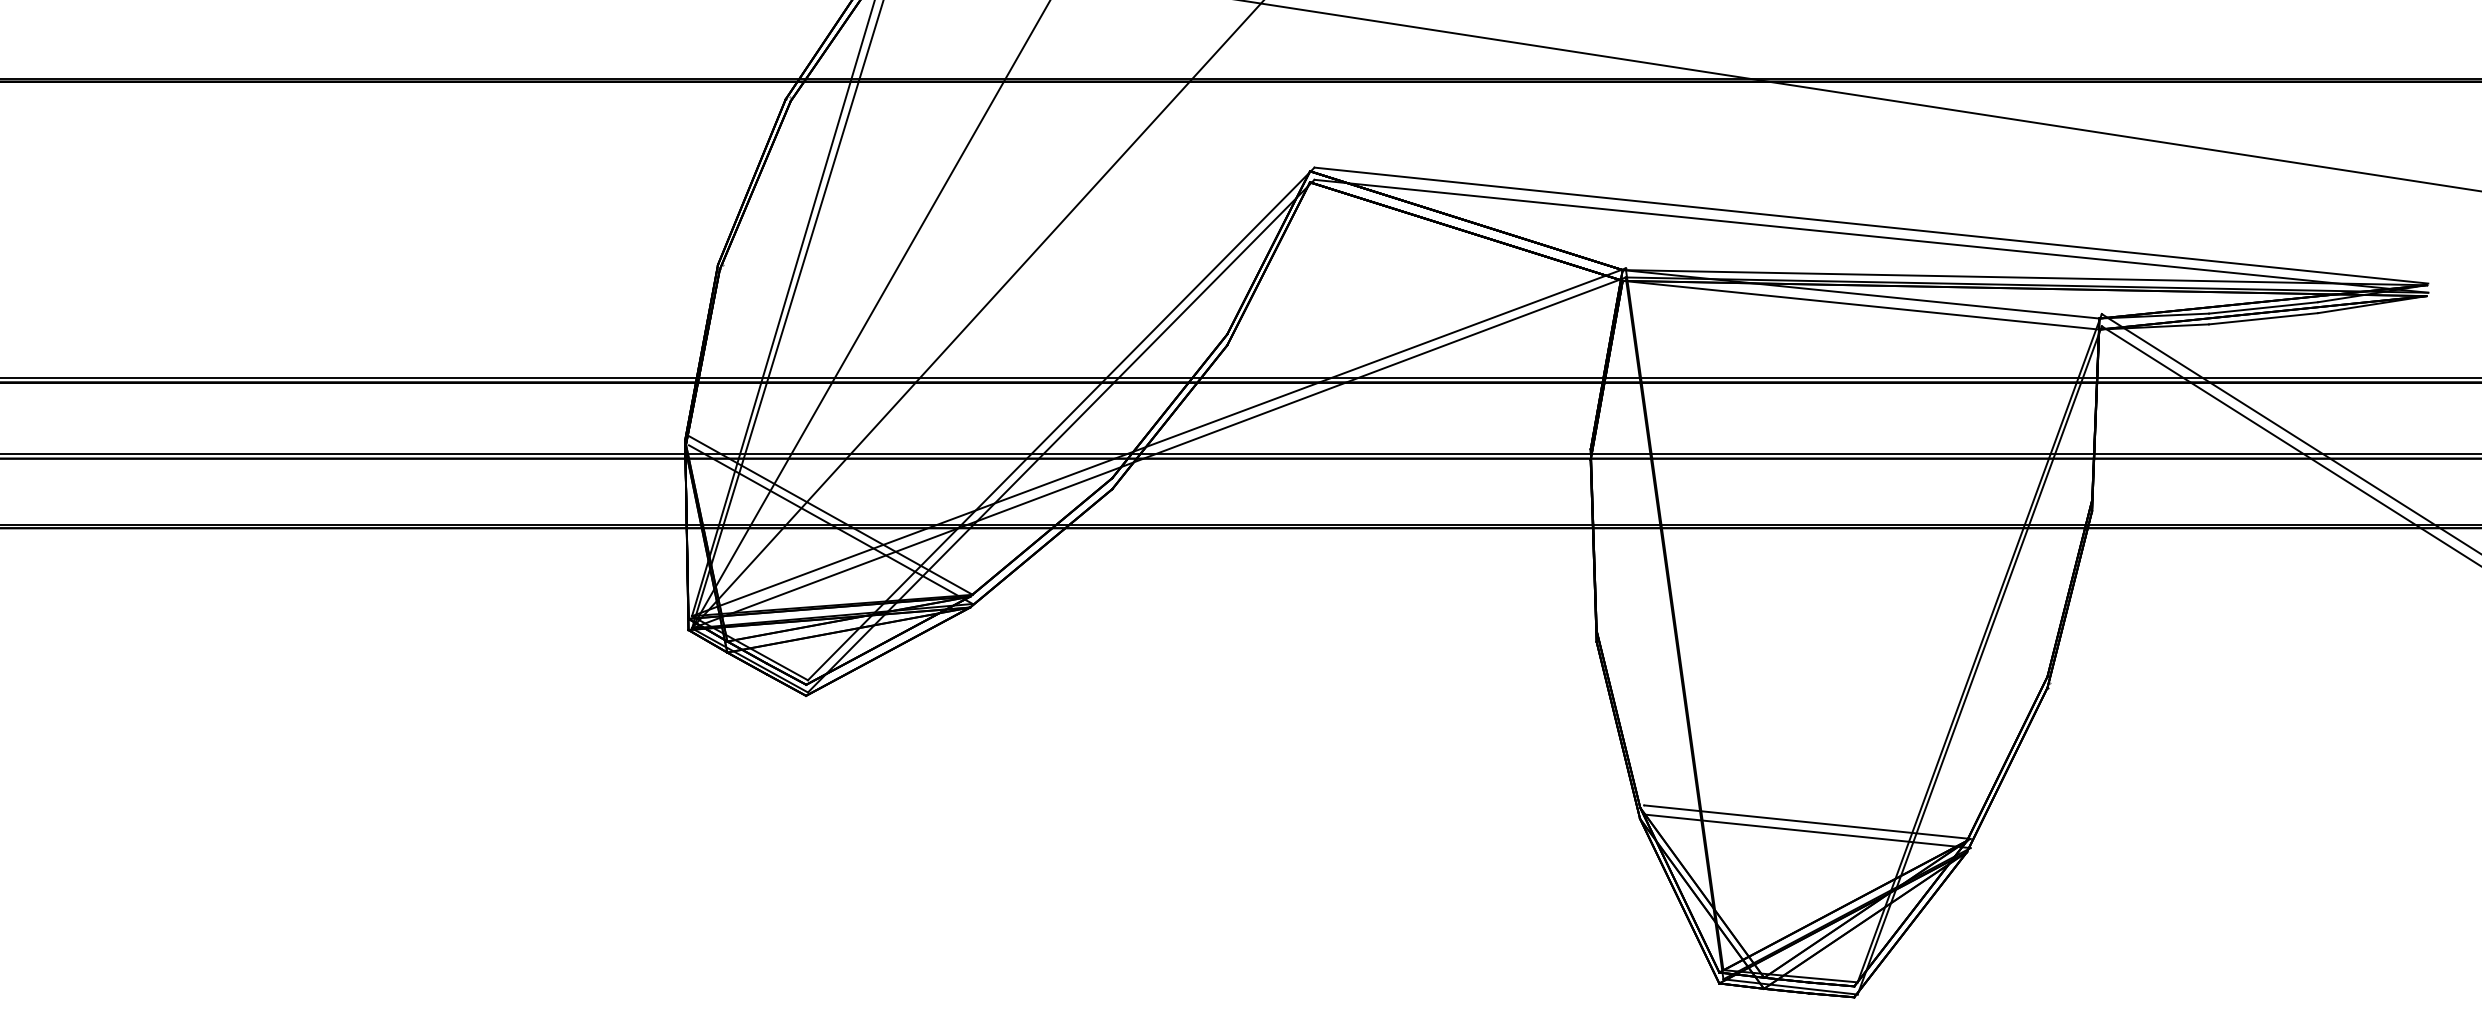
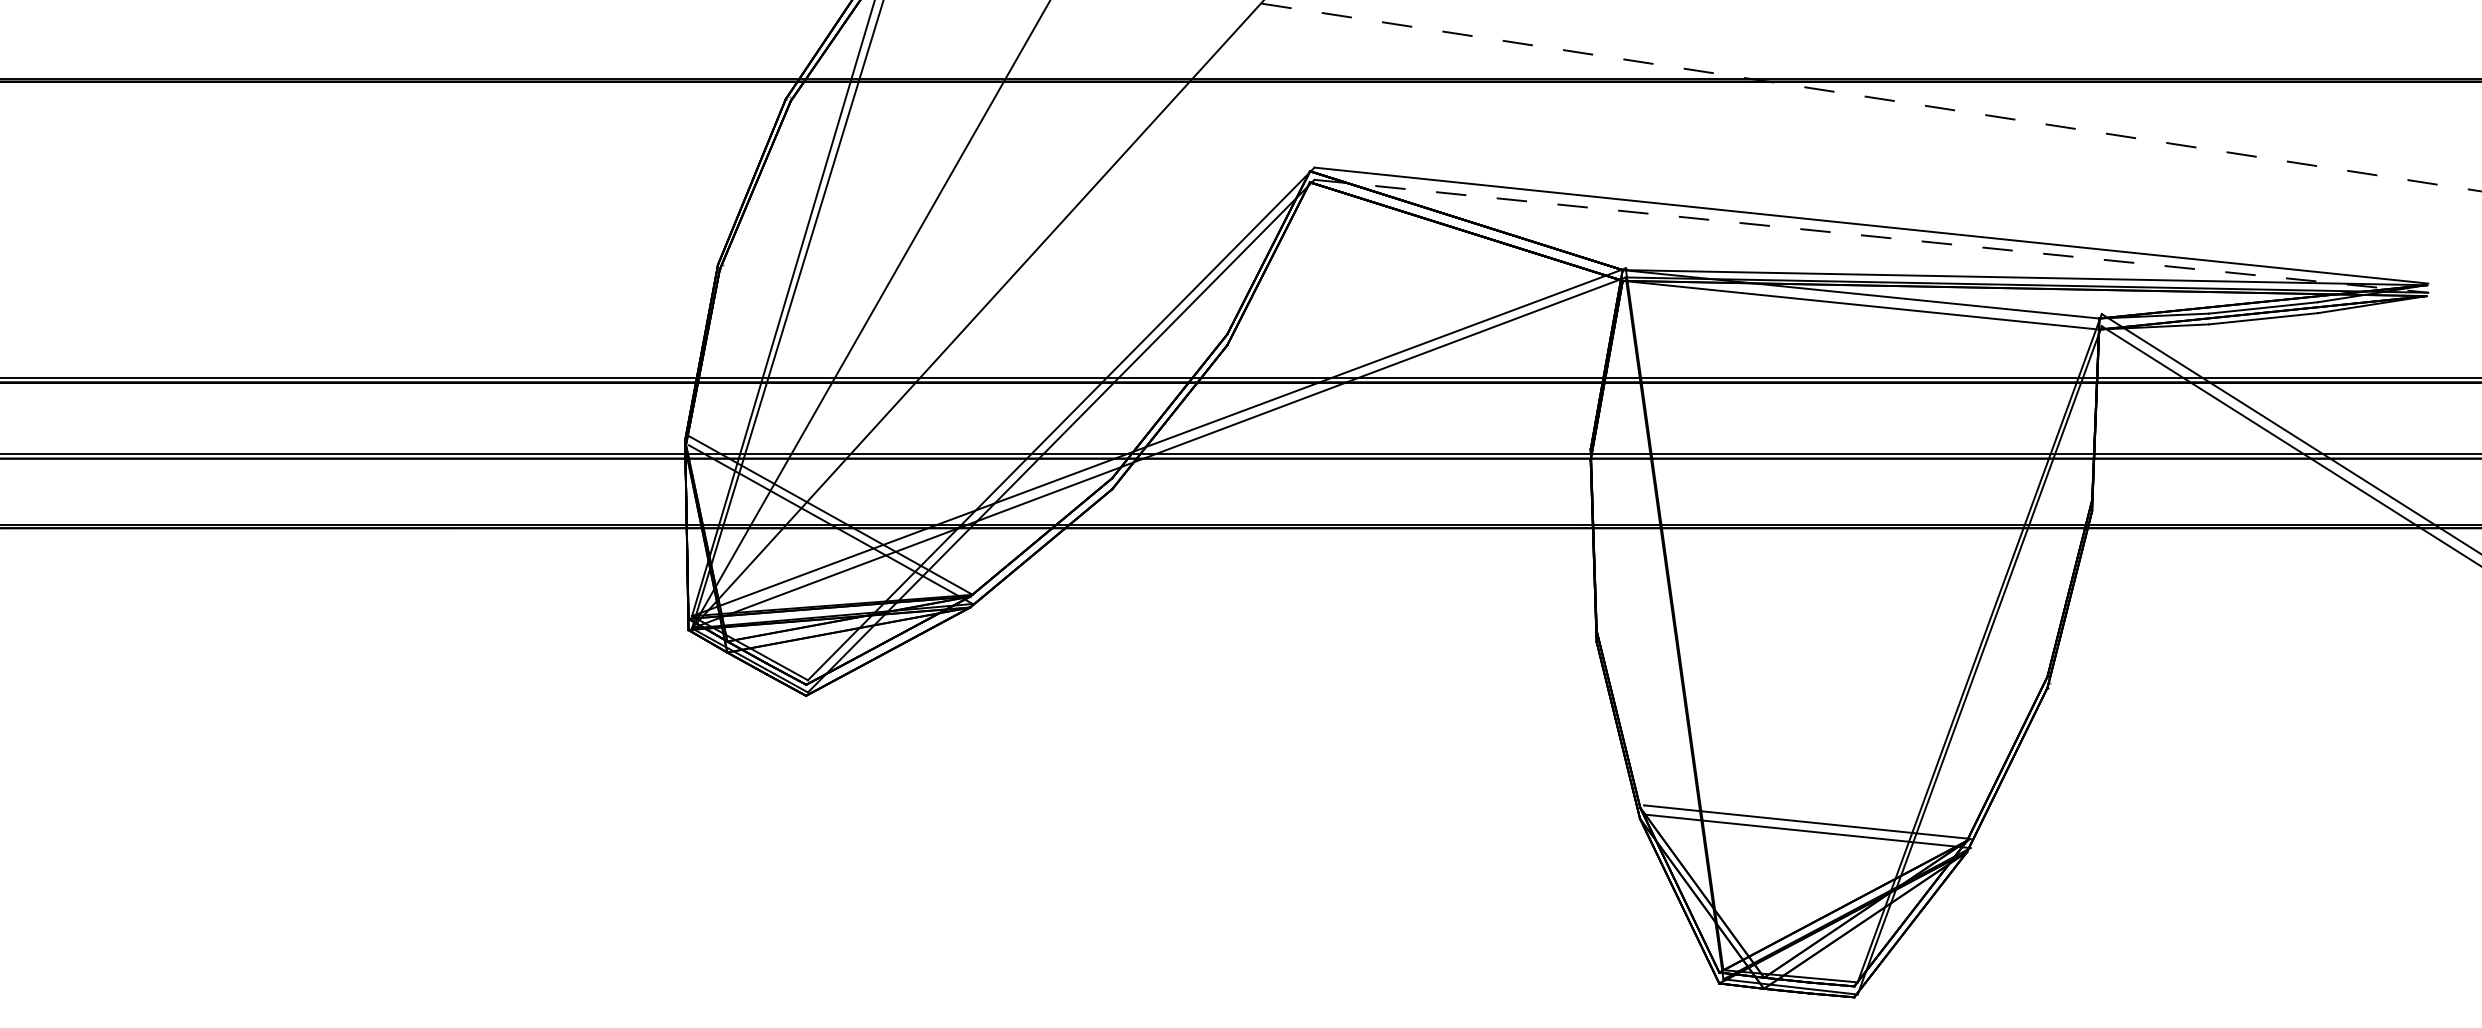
line: solid -> dashed (1859, 95)
line: solid -> dashed (1871, 236)
